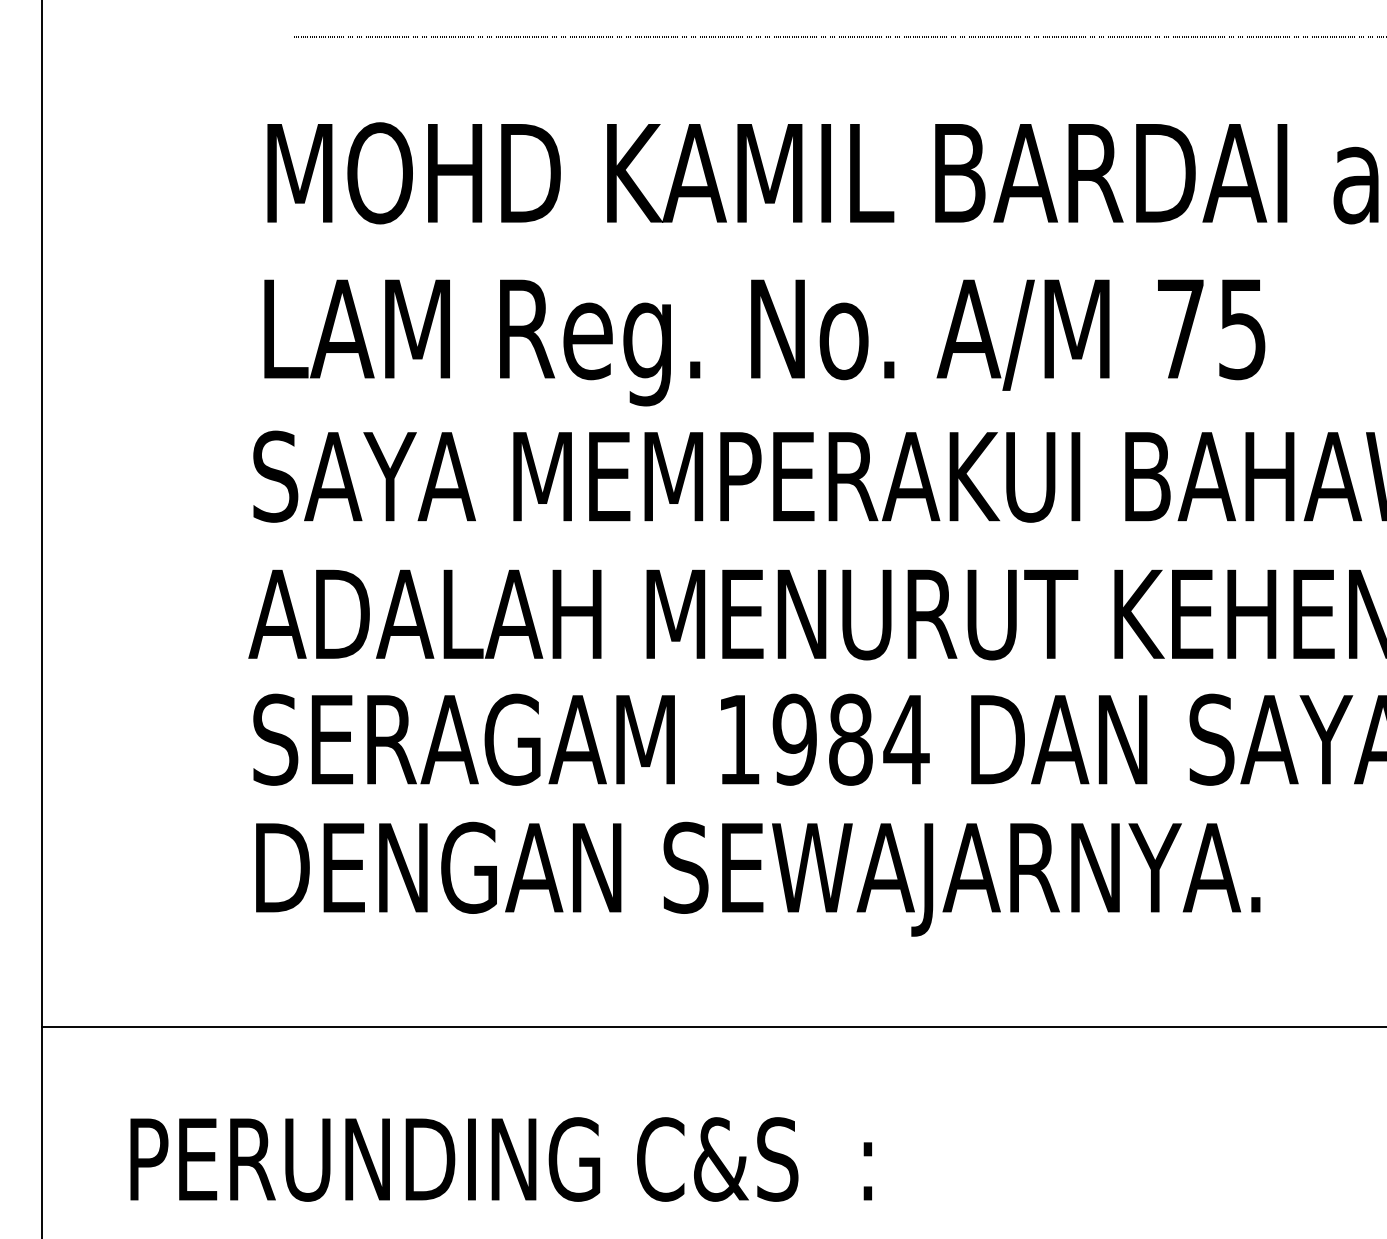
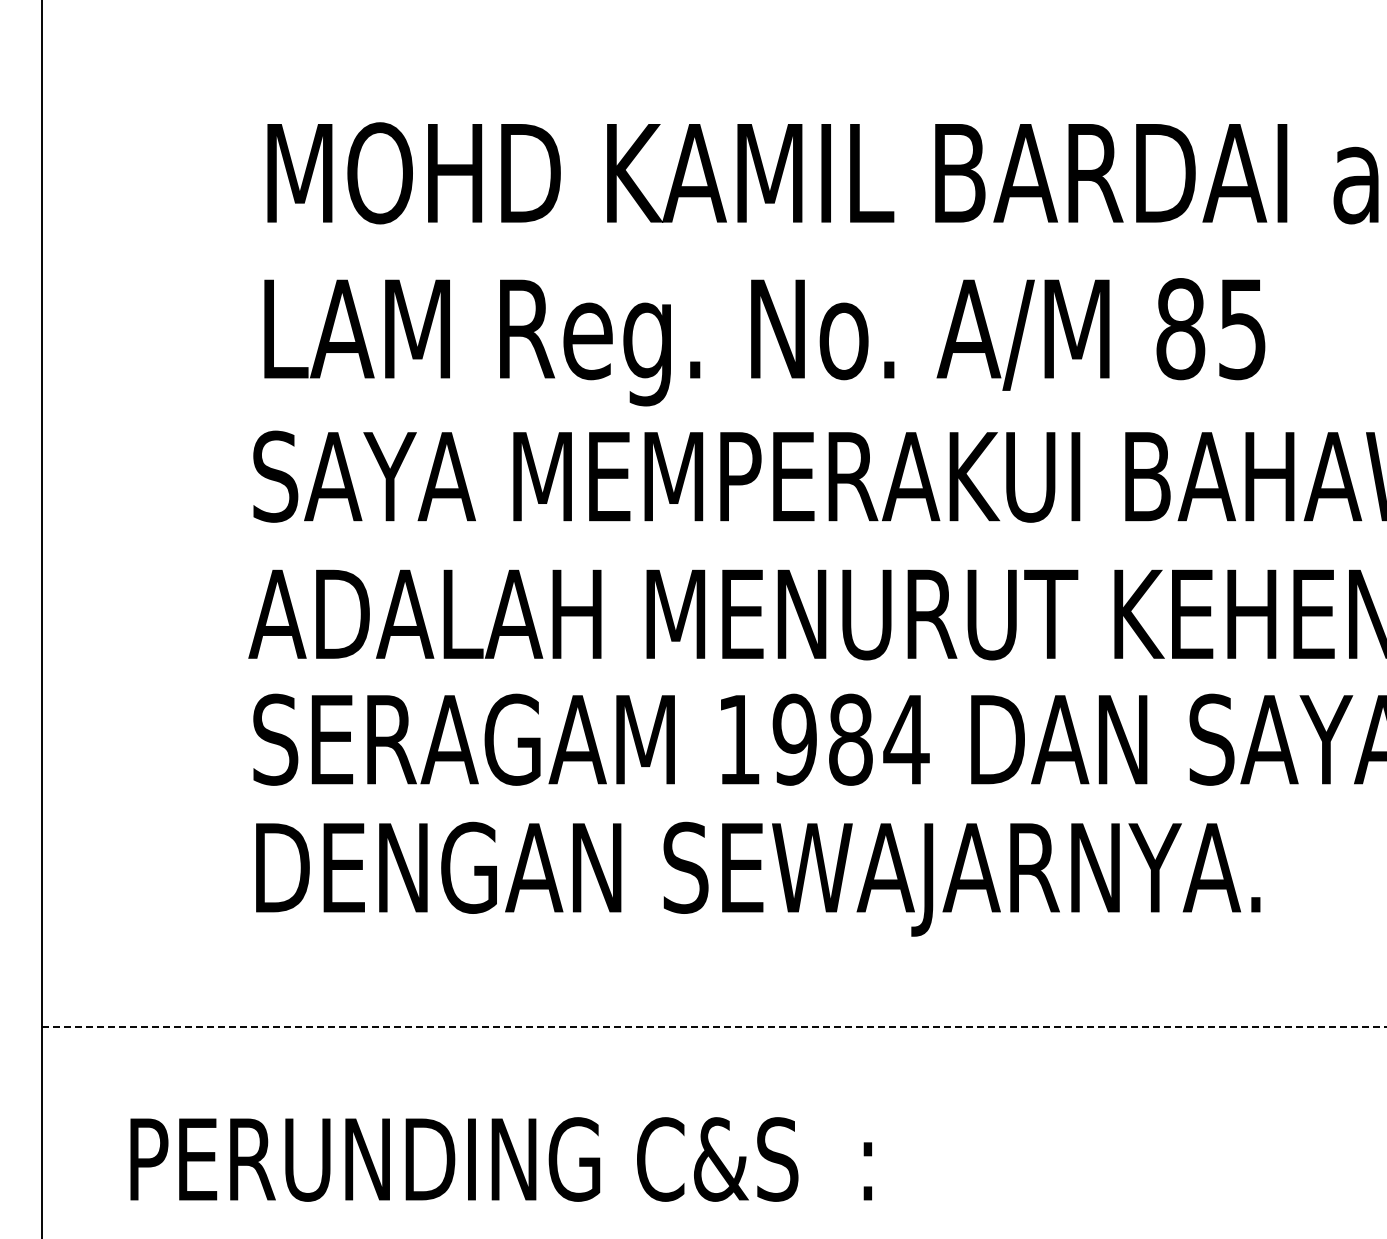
line: present -> none (838, 37)
text: 75 -> 85 (1180, 329)
line: solid -> dashed (714, 1027)
